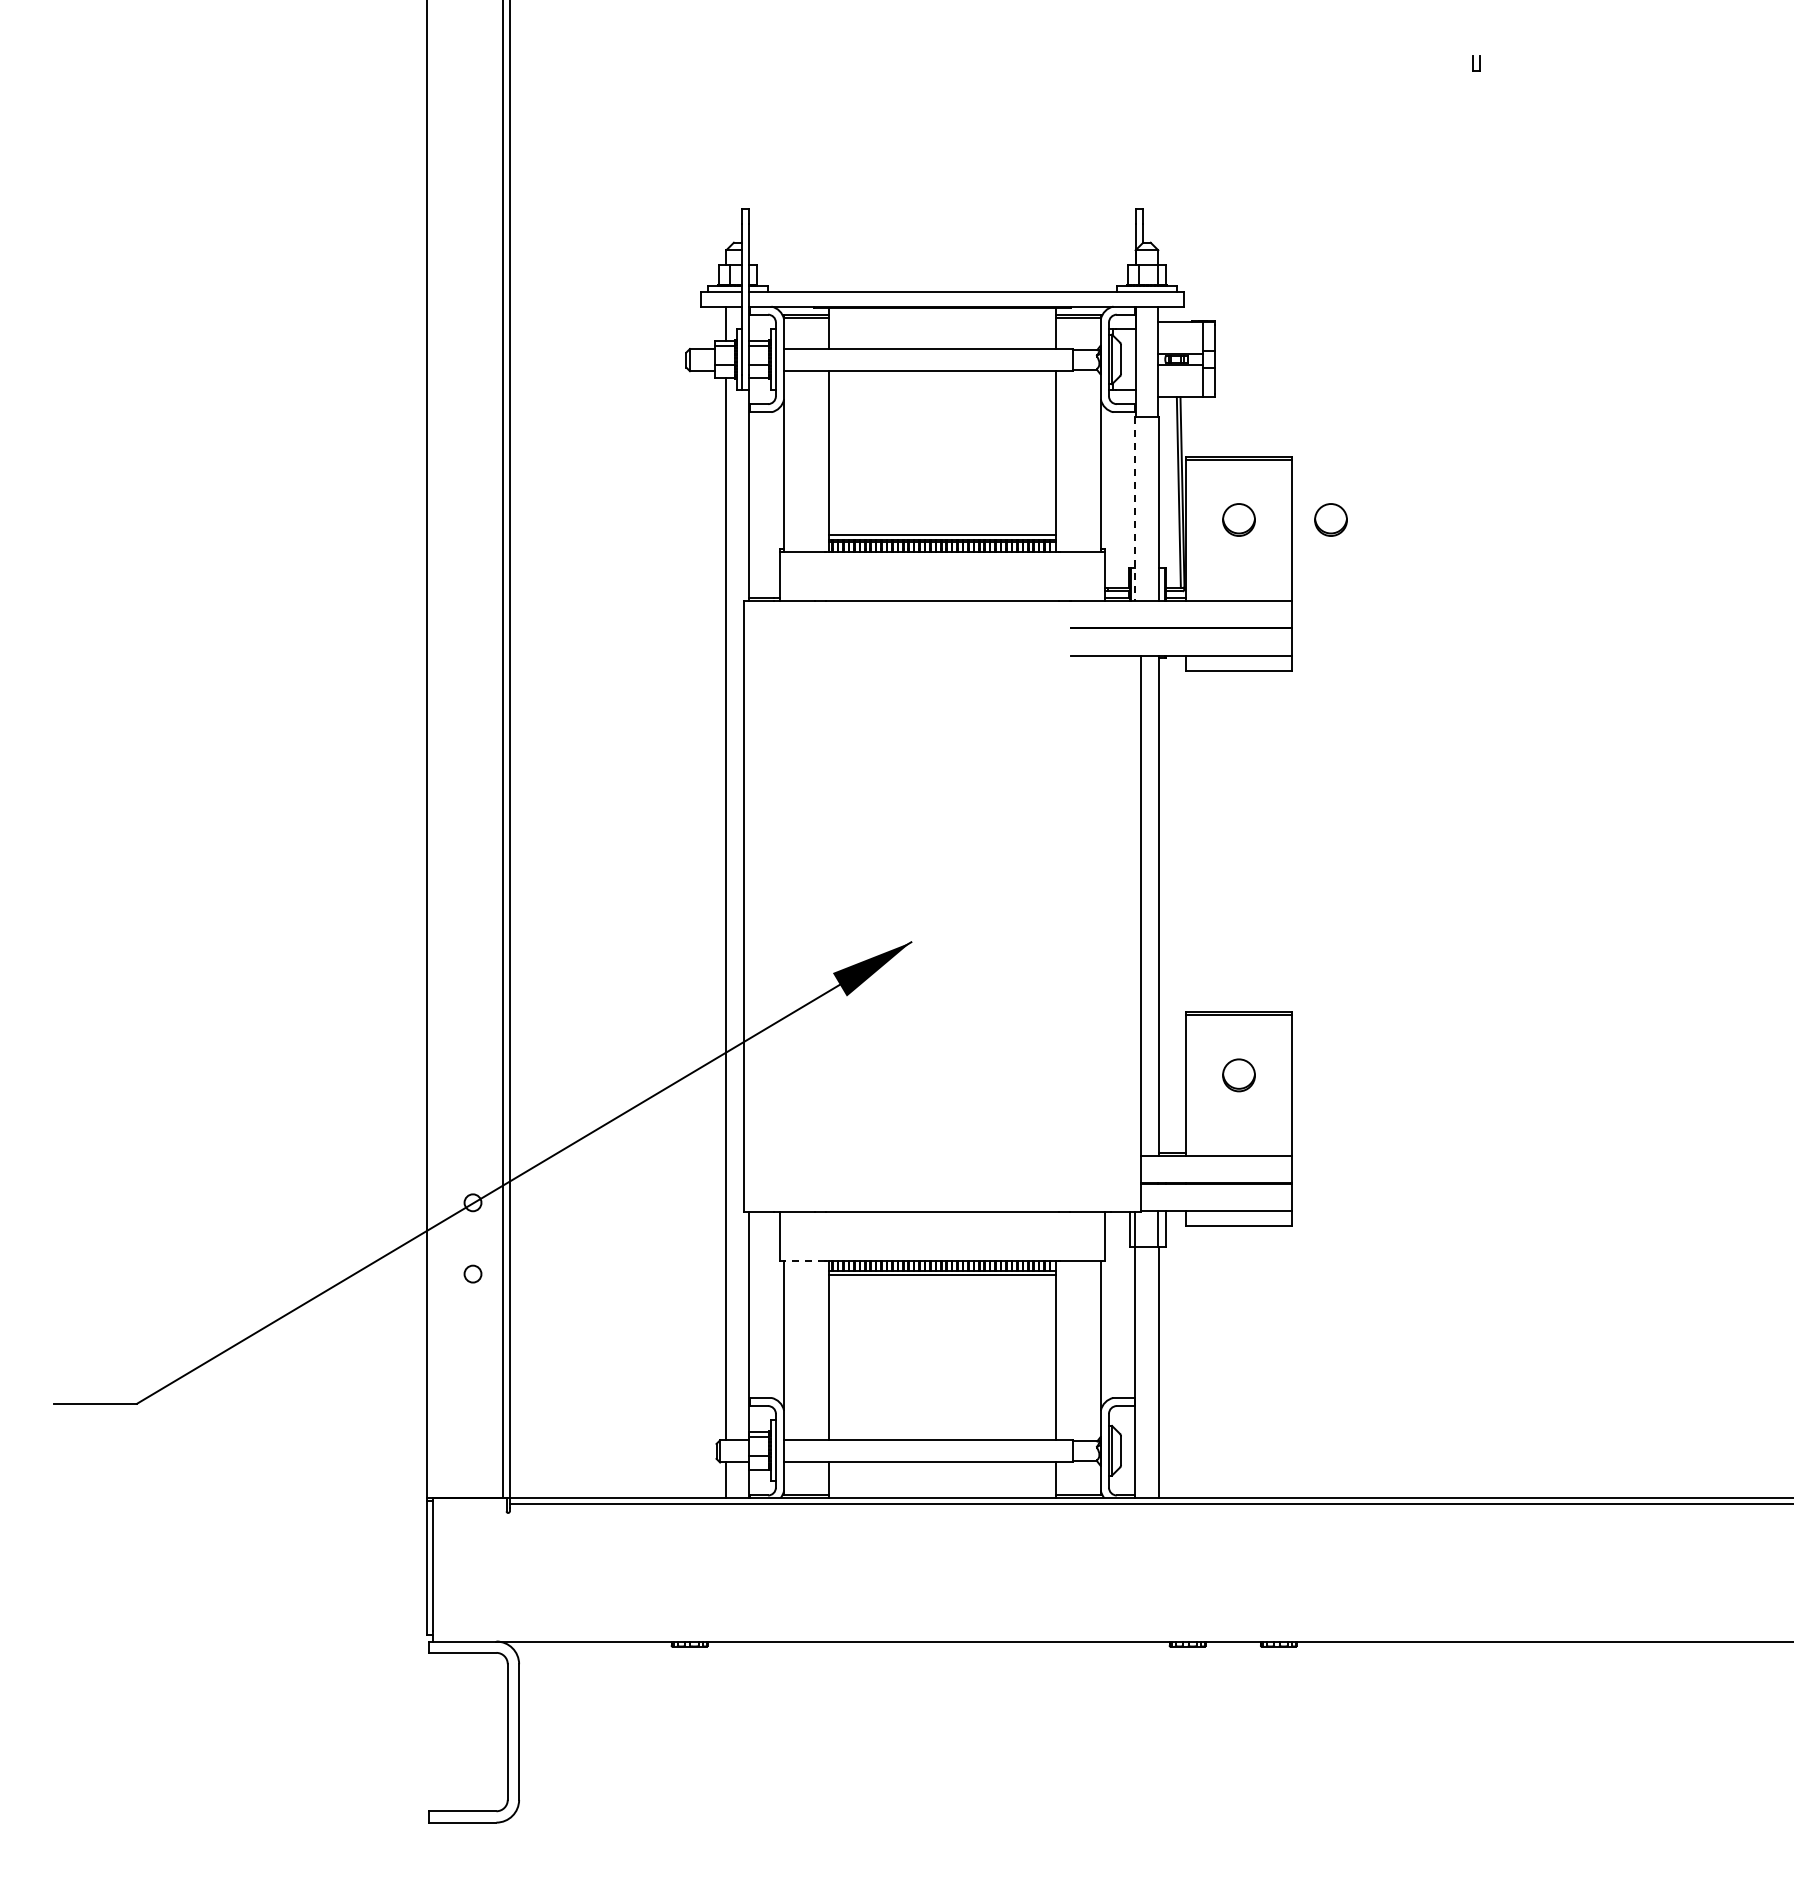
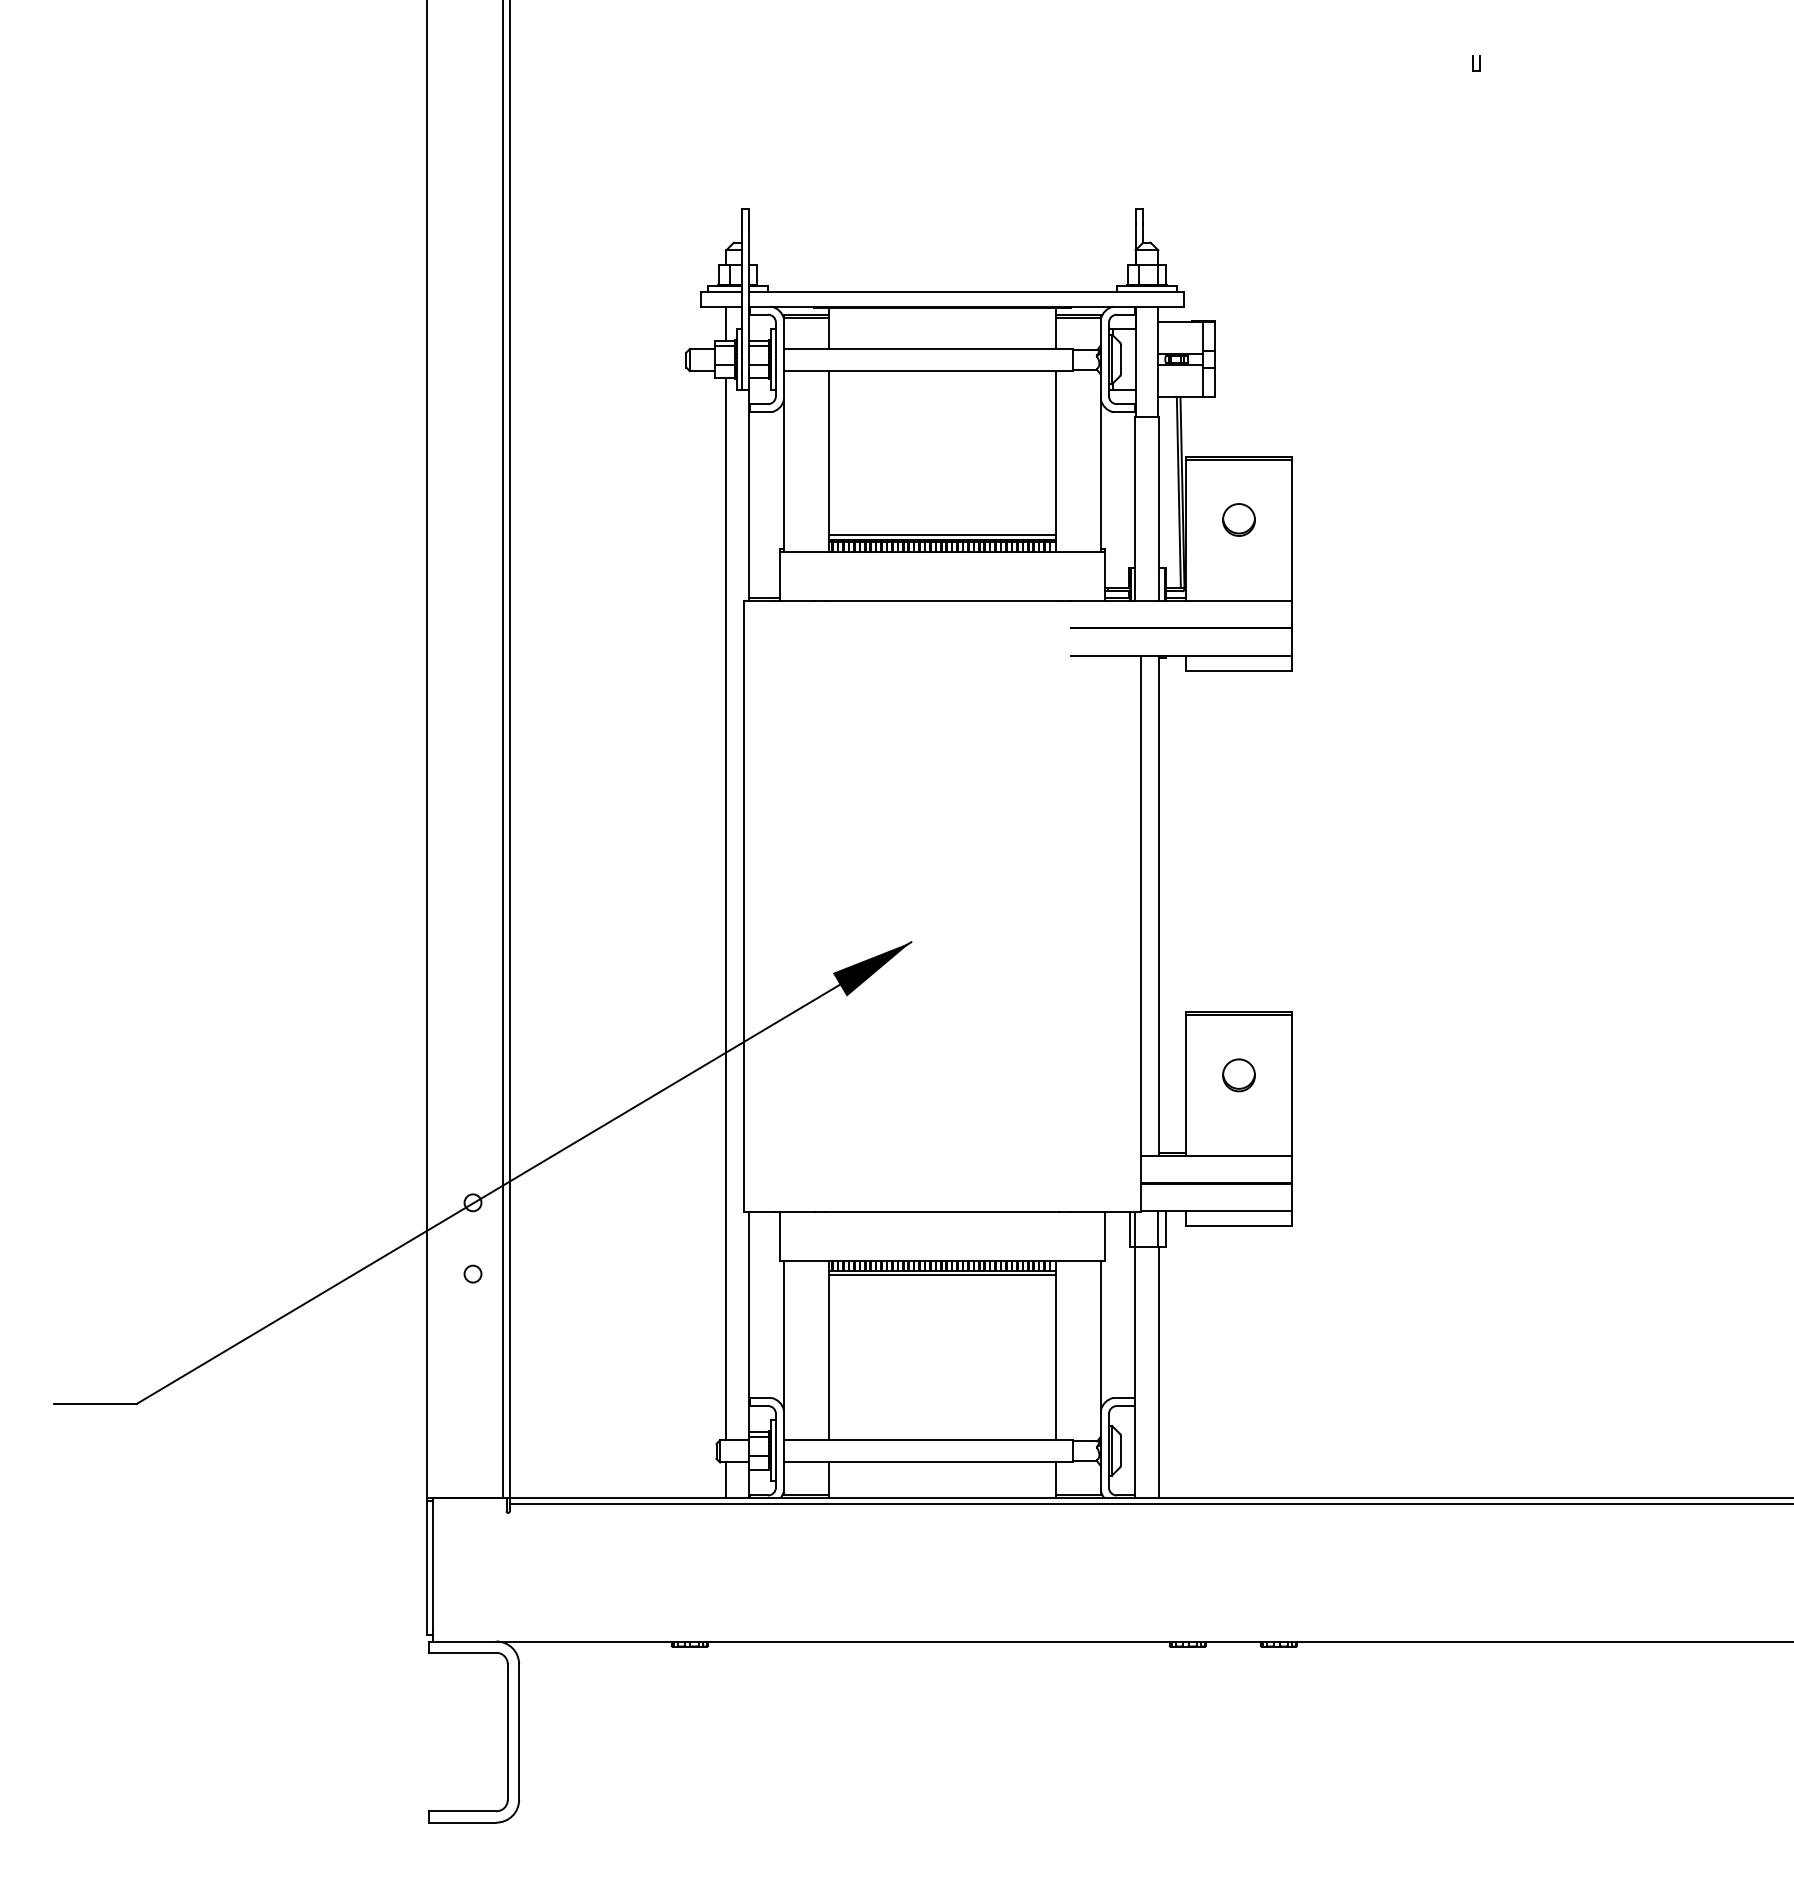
line: dashed -> solid (1135, 508)
part: present -> none (1330, 519)
line: dashed -> solid (803, 1261)
